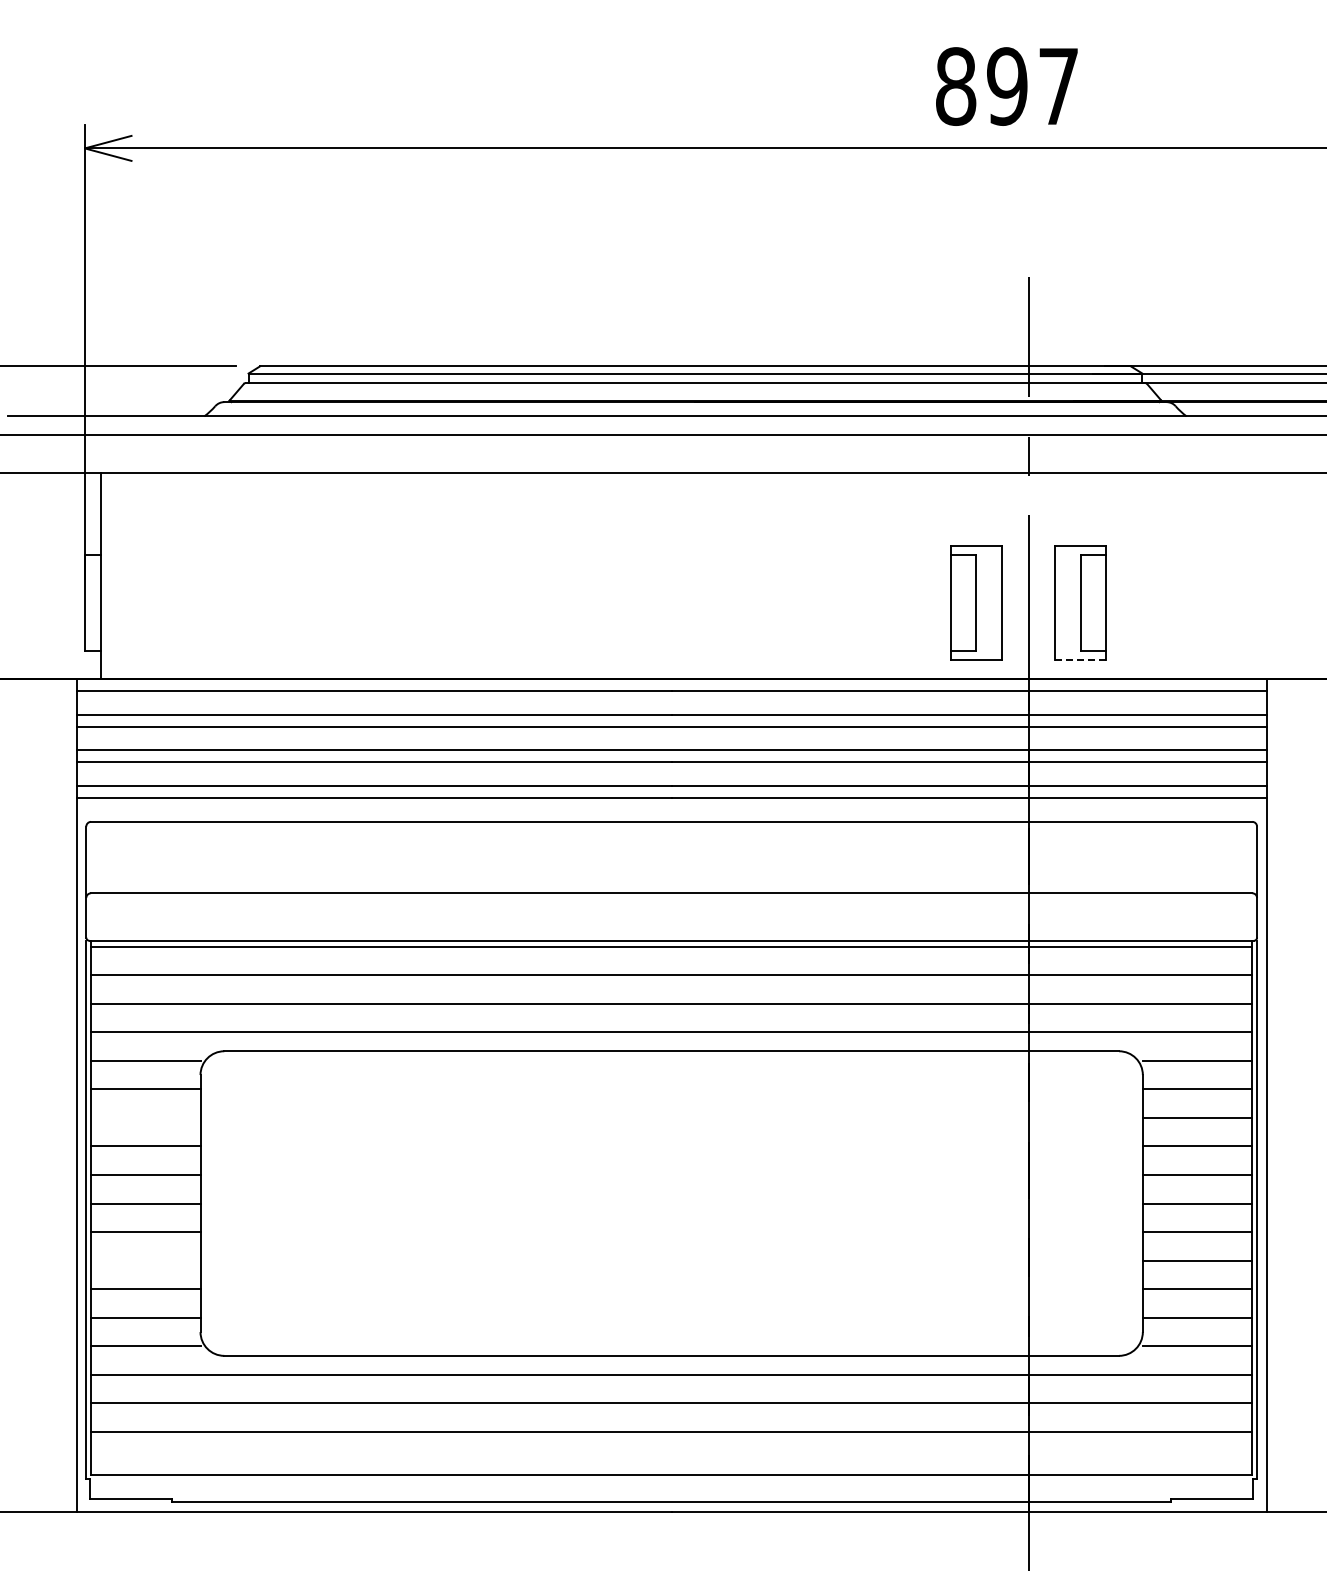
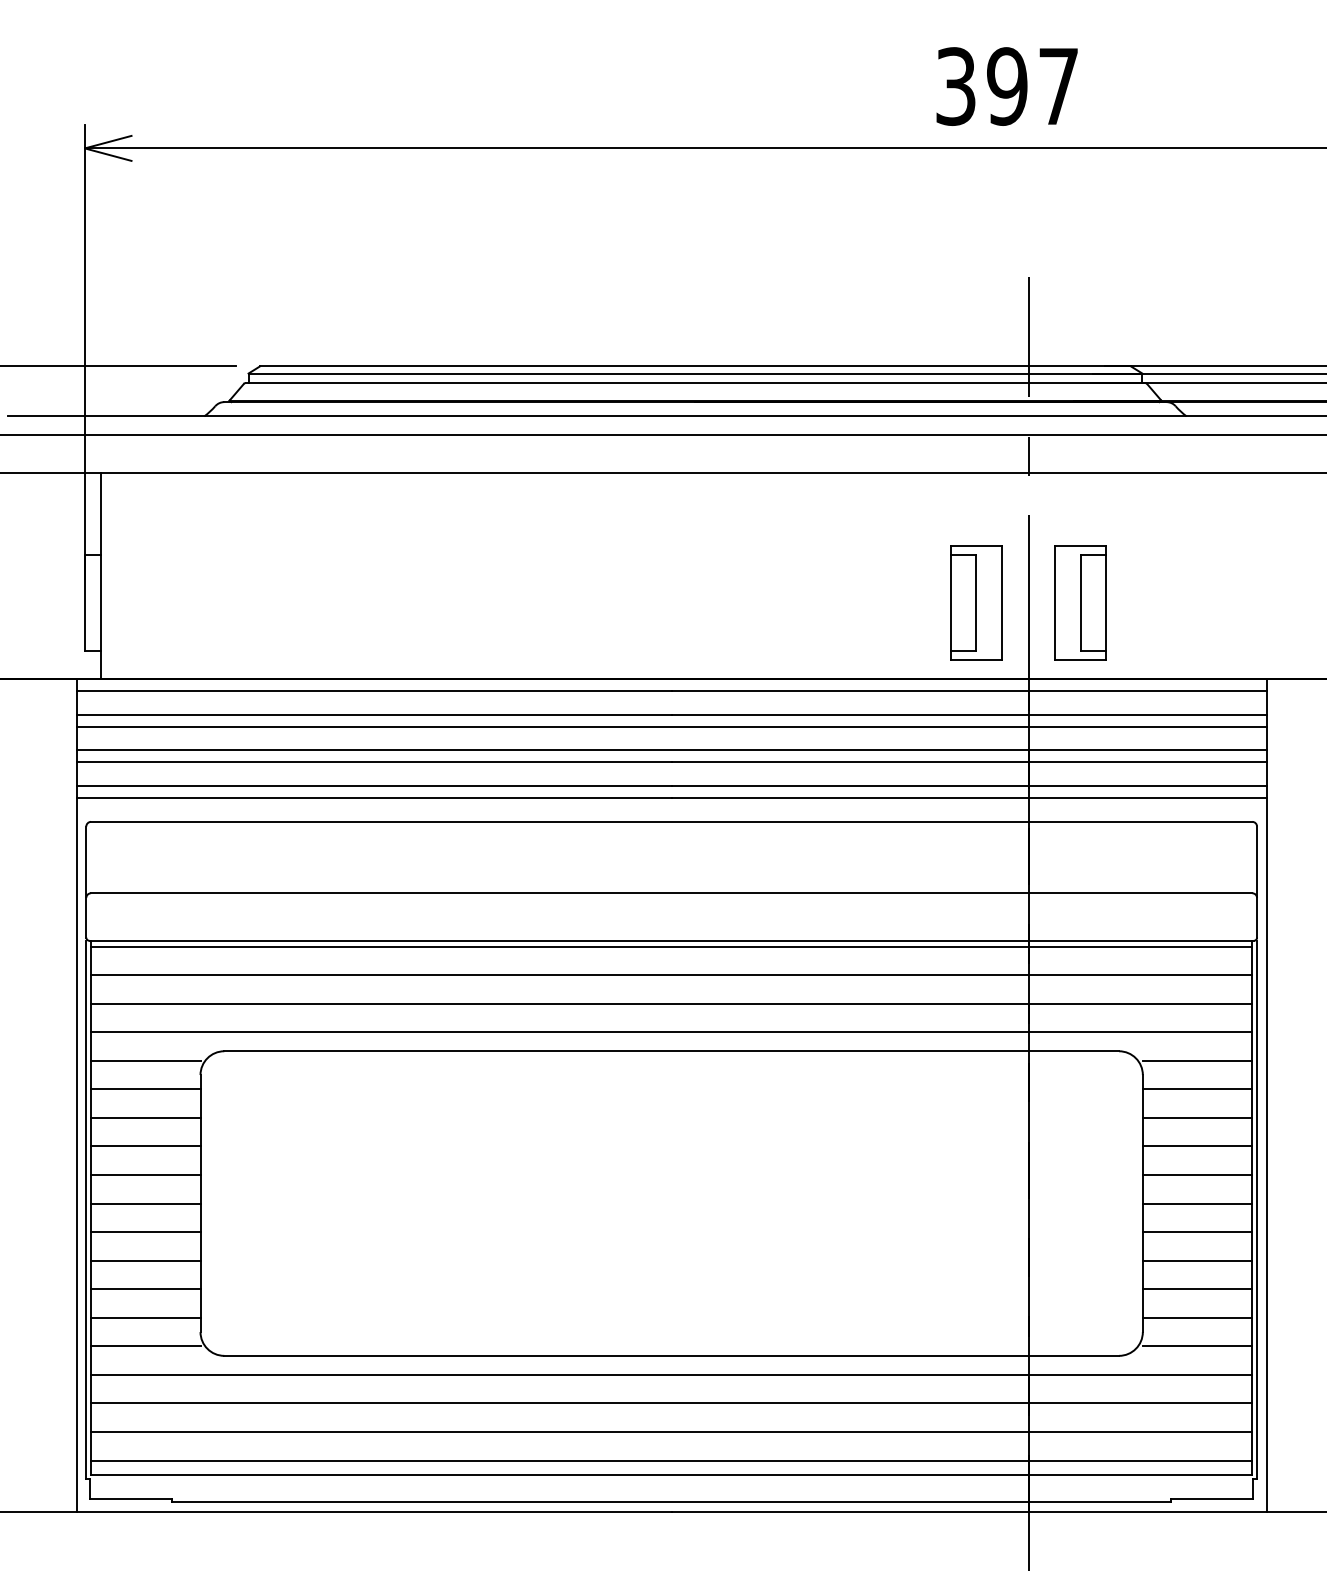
text: 897 -> 397 (956, 86)
line: dashed -> solid (1080, 660)
line: none -> present (145, 1117)
line: none -> present (145, 1260)
line: none -> present (671, 1460)
